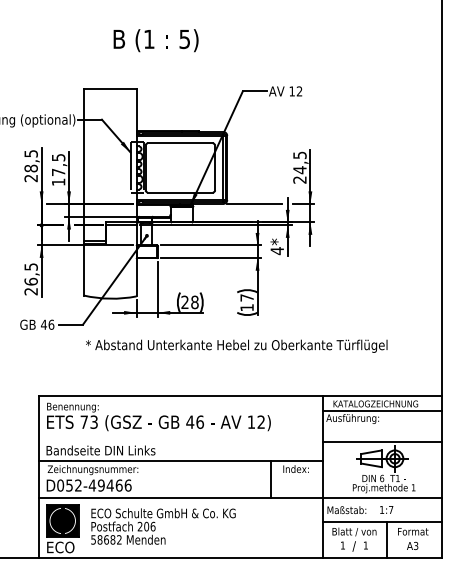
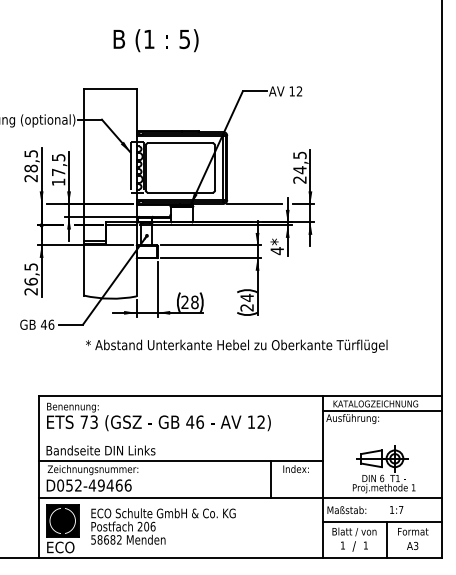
text: 17 -> 24 (246, 302)
line: present -> none (382, 442)
text position: (386, 509) -> (396, 509) (396, 509)
